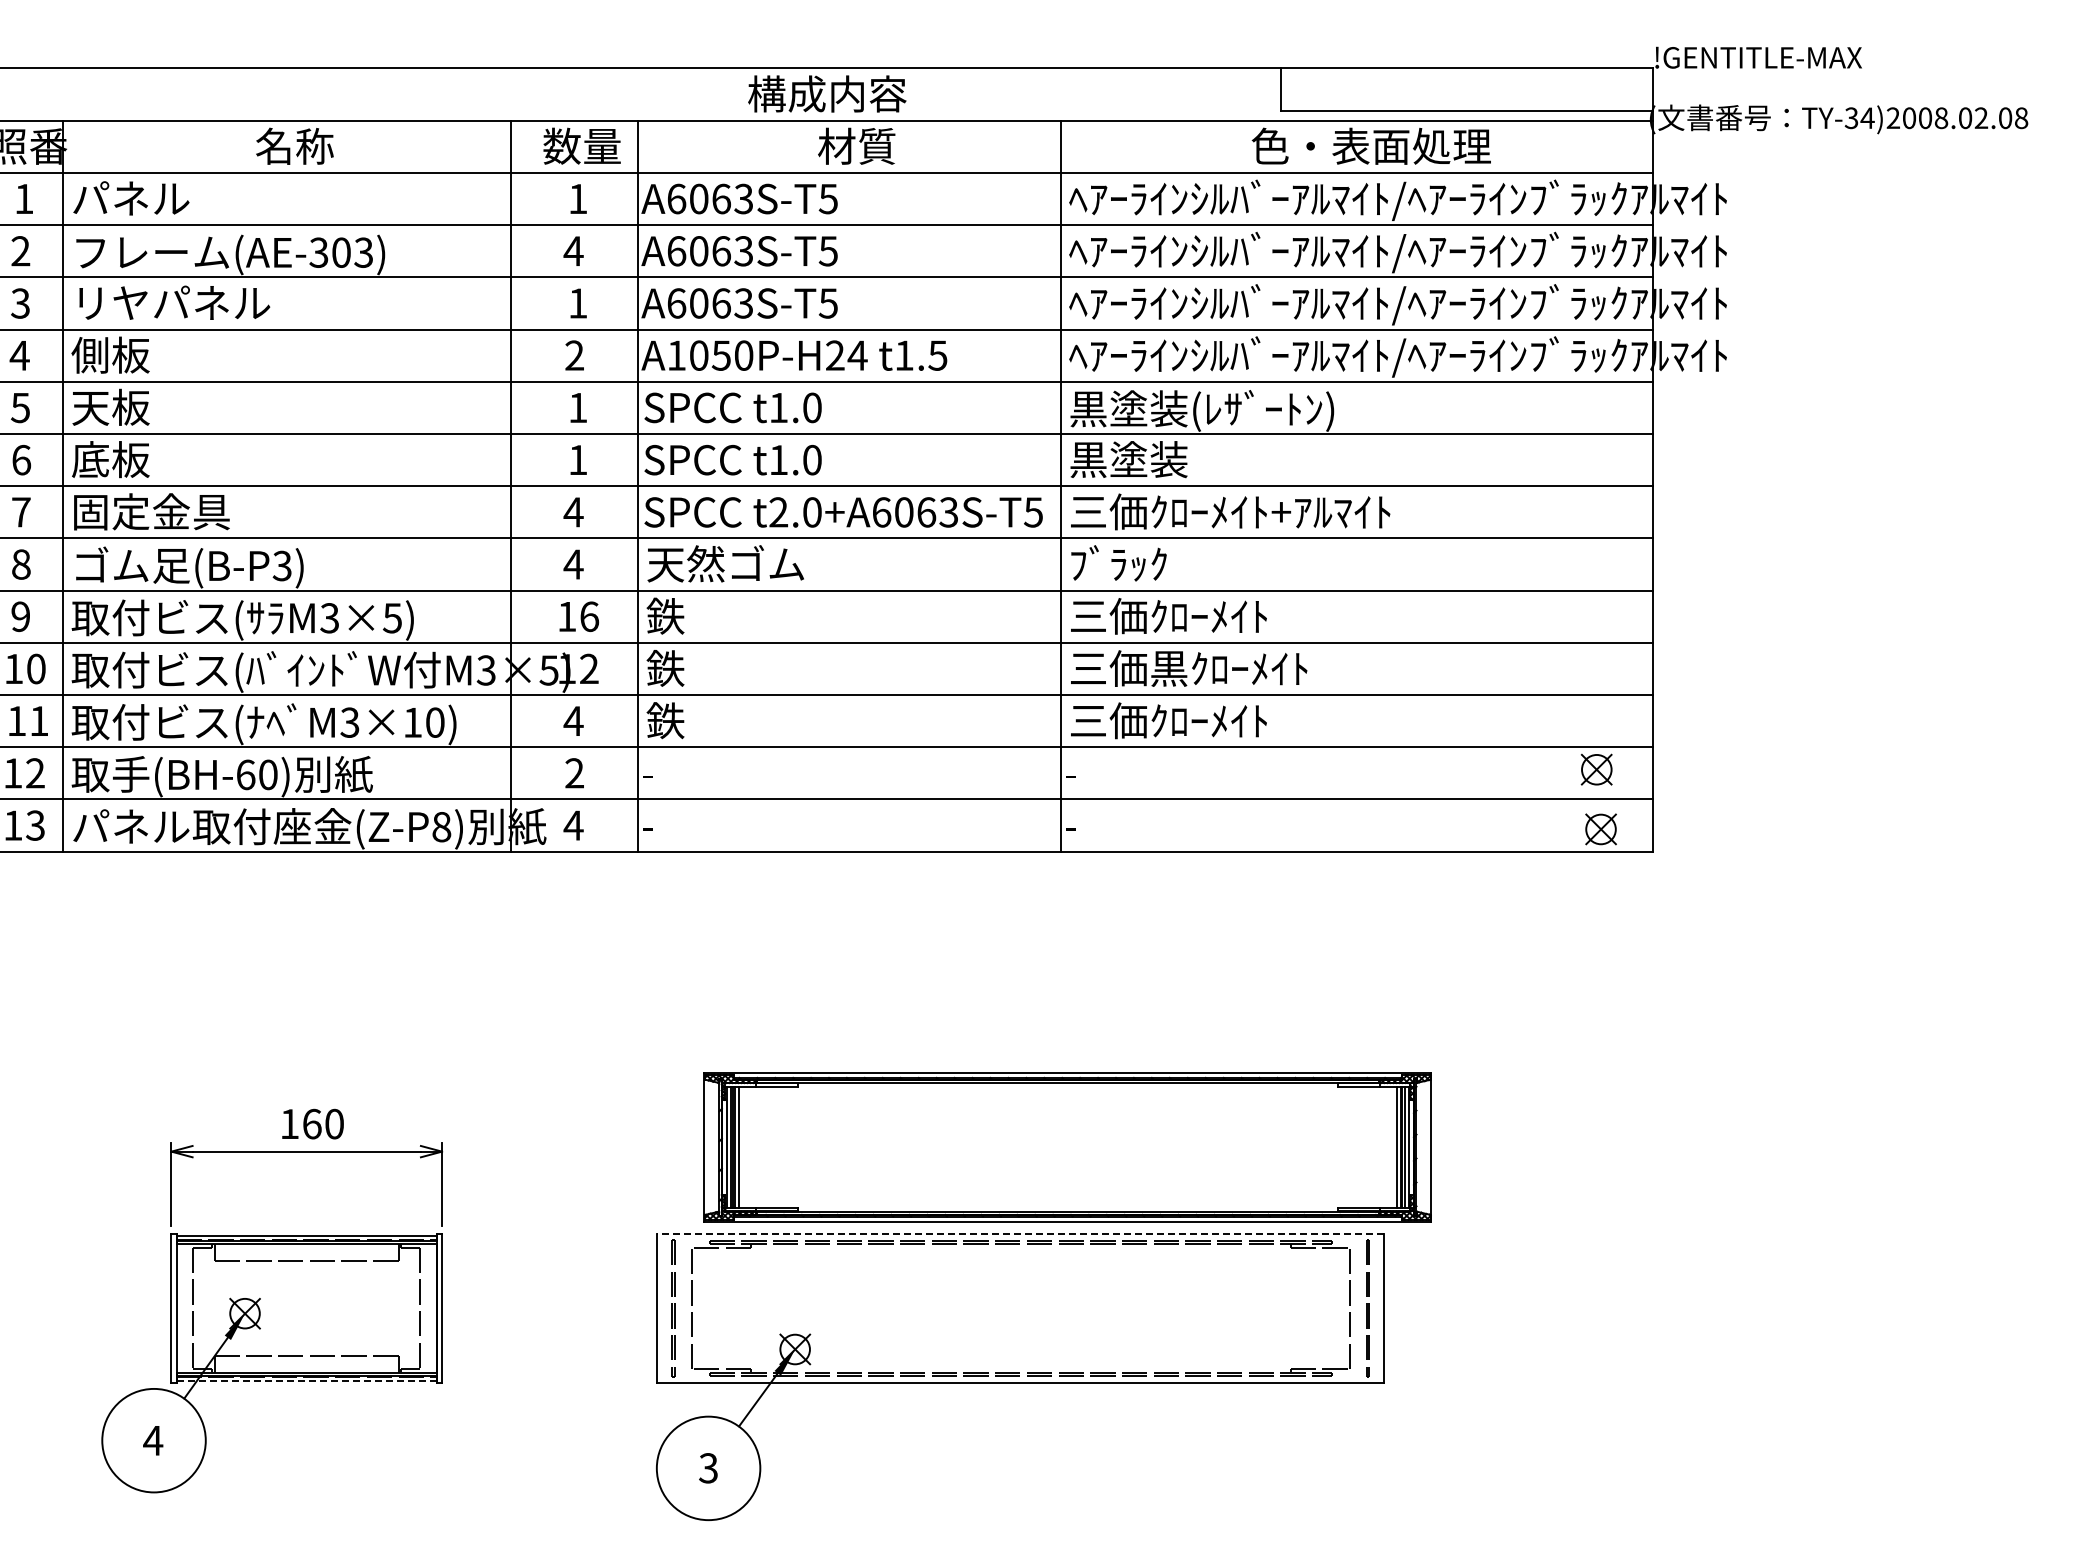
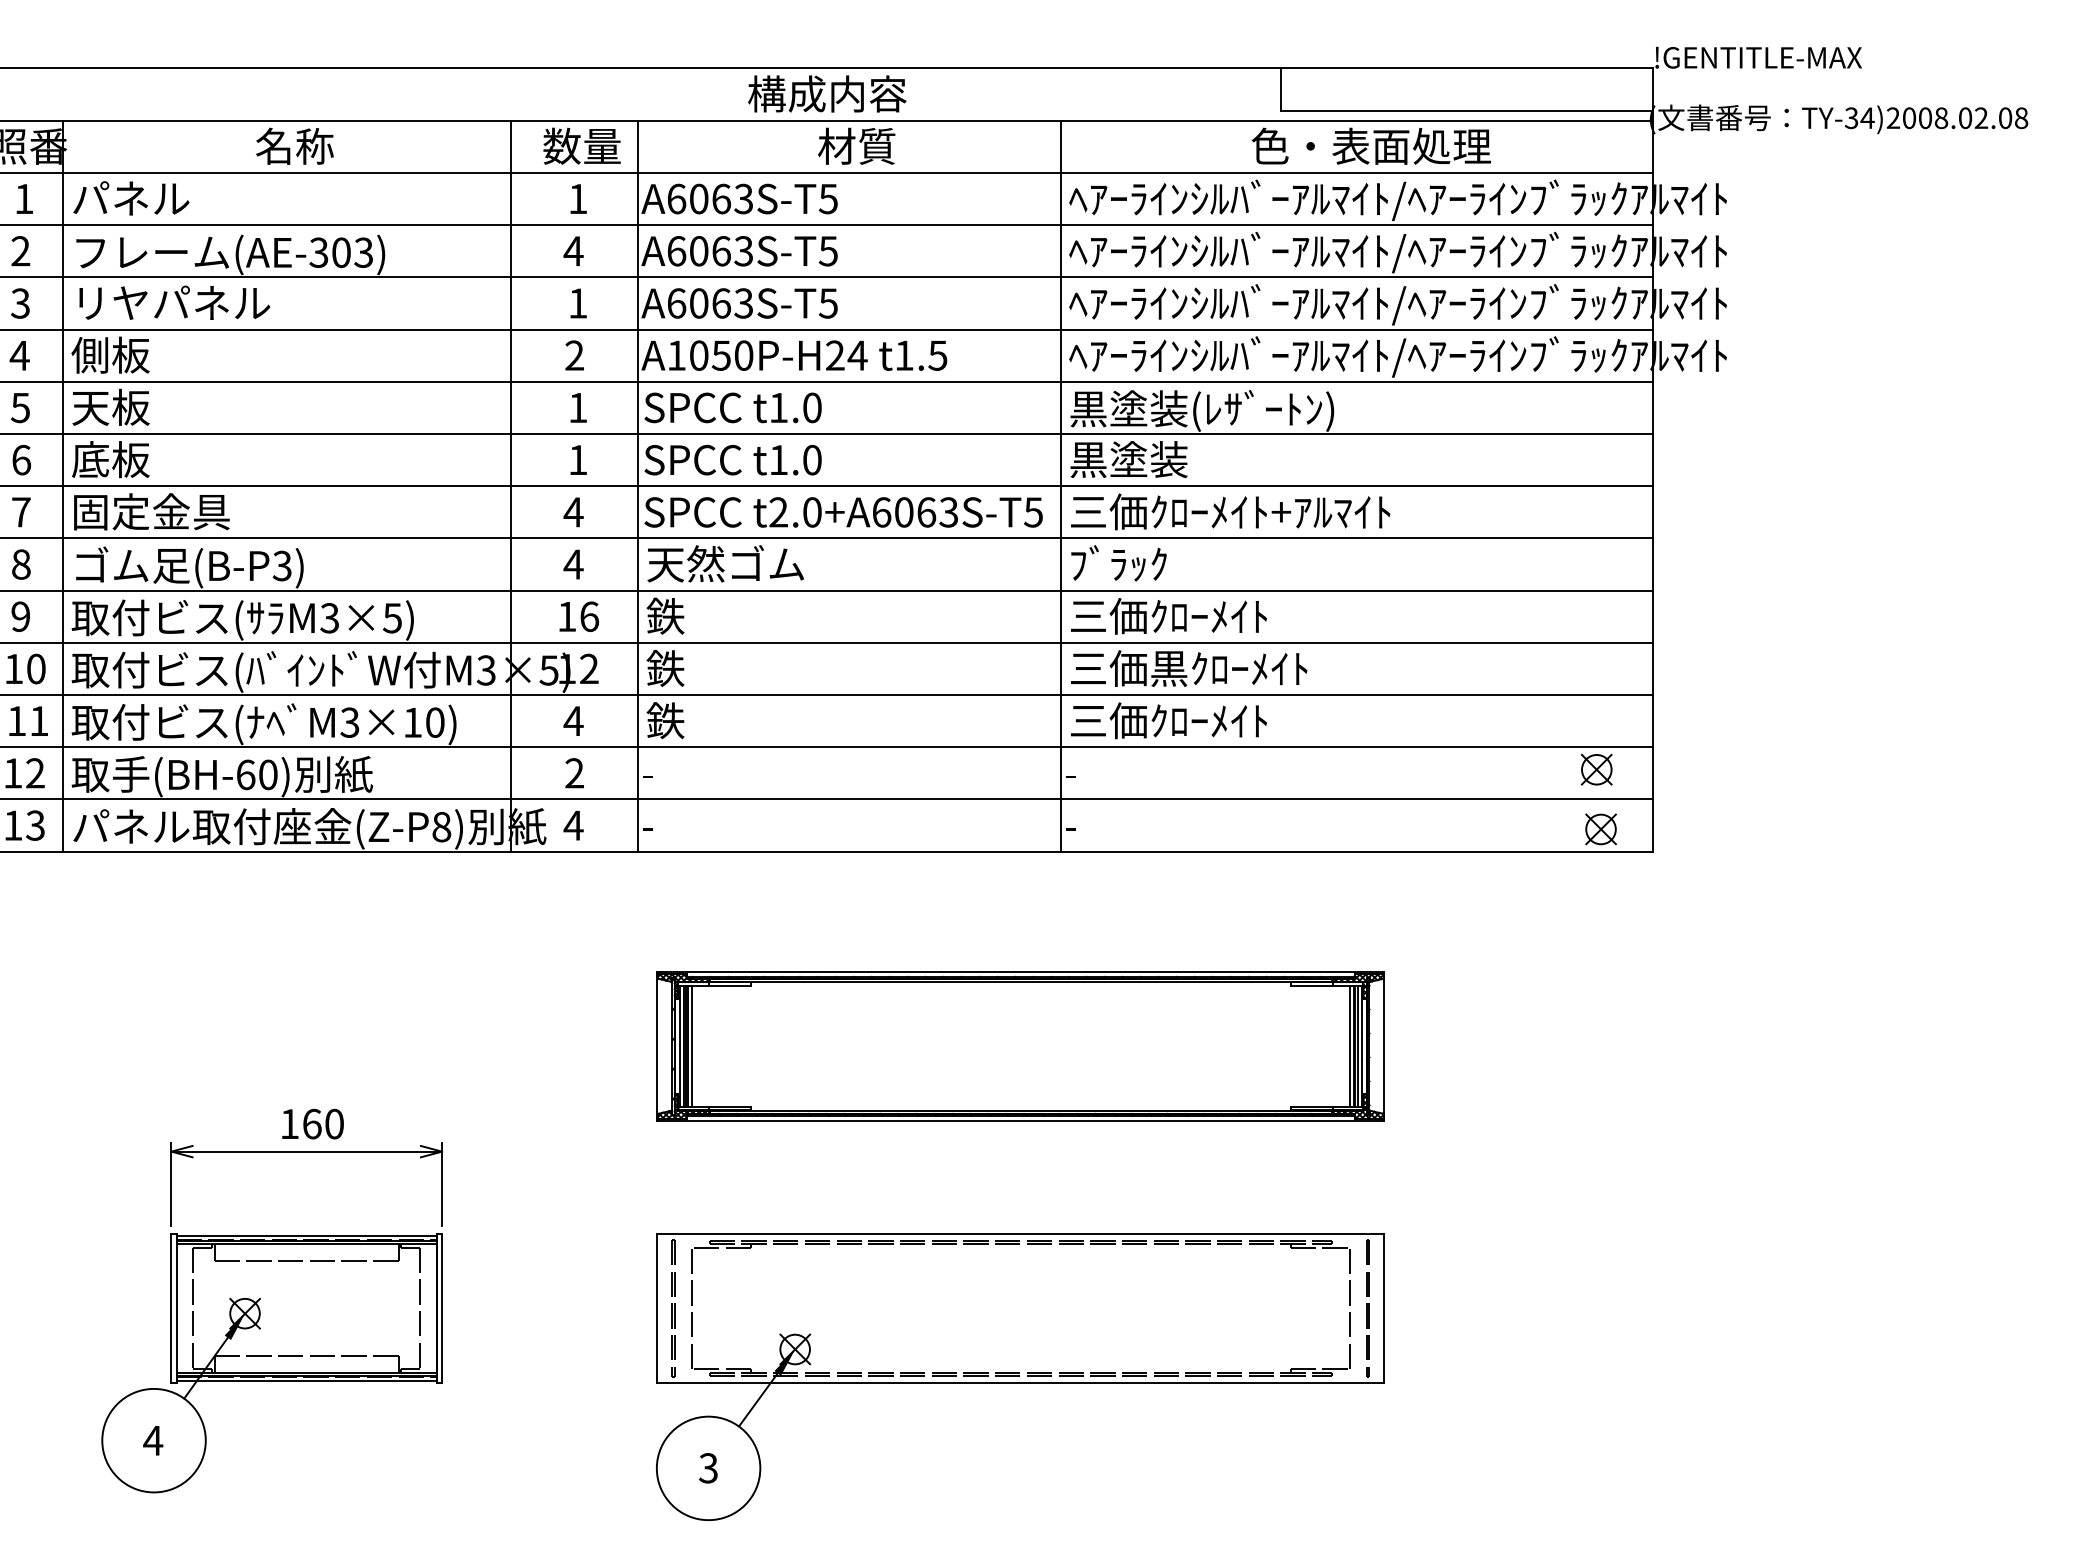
part position: (1067, 1147) -> (1020, 1046) (1020, 1046)
line: dashed -> solid (1020, 1233)
line: dashed -> solid (306, 1381)
